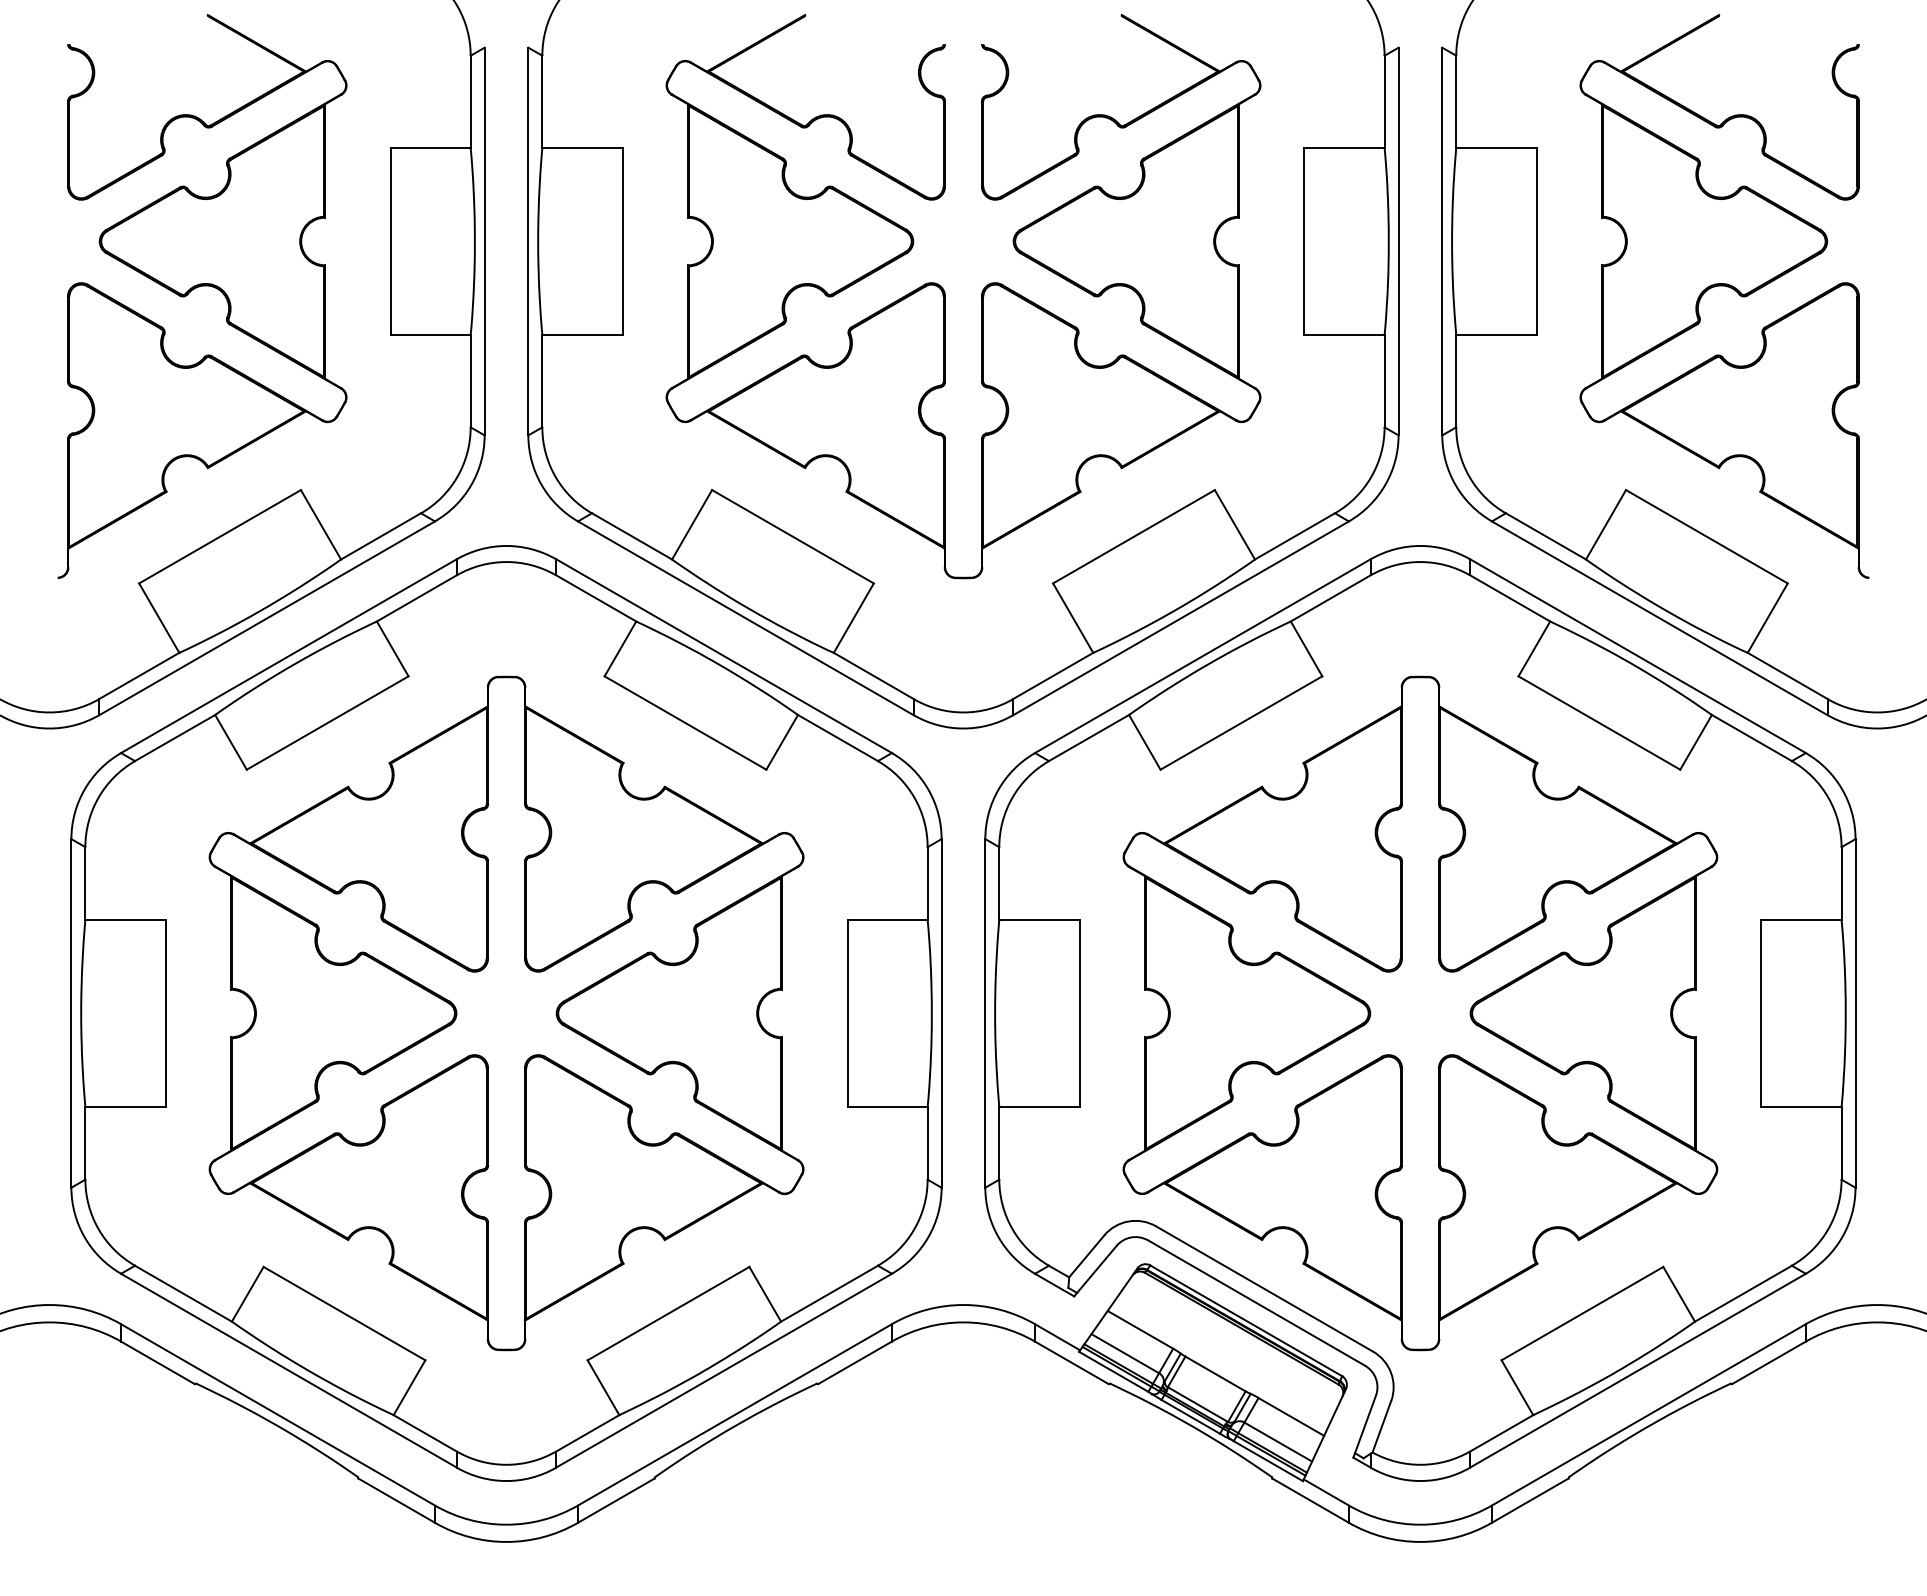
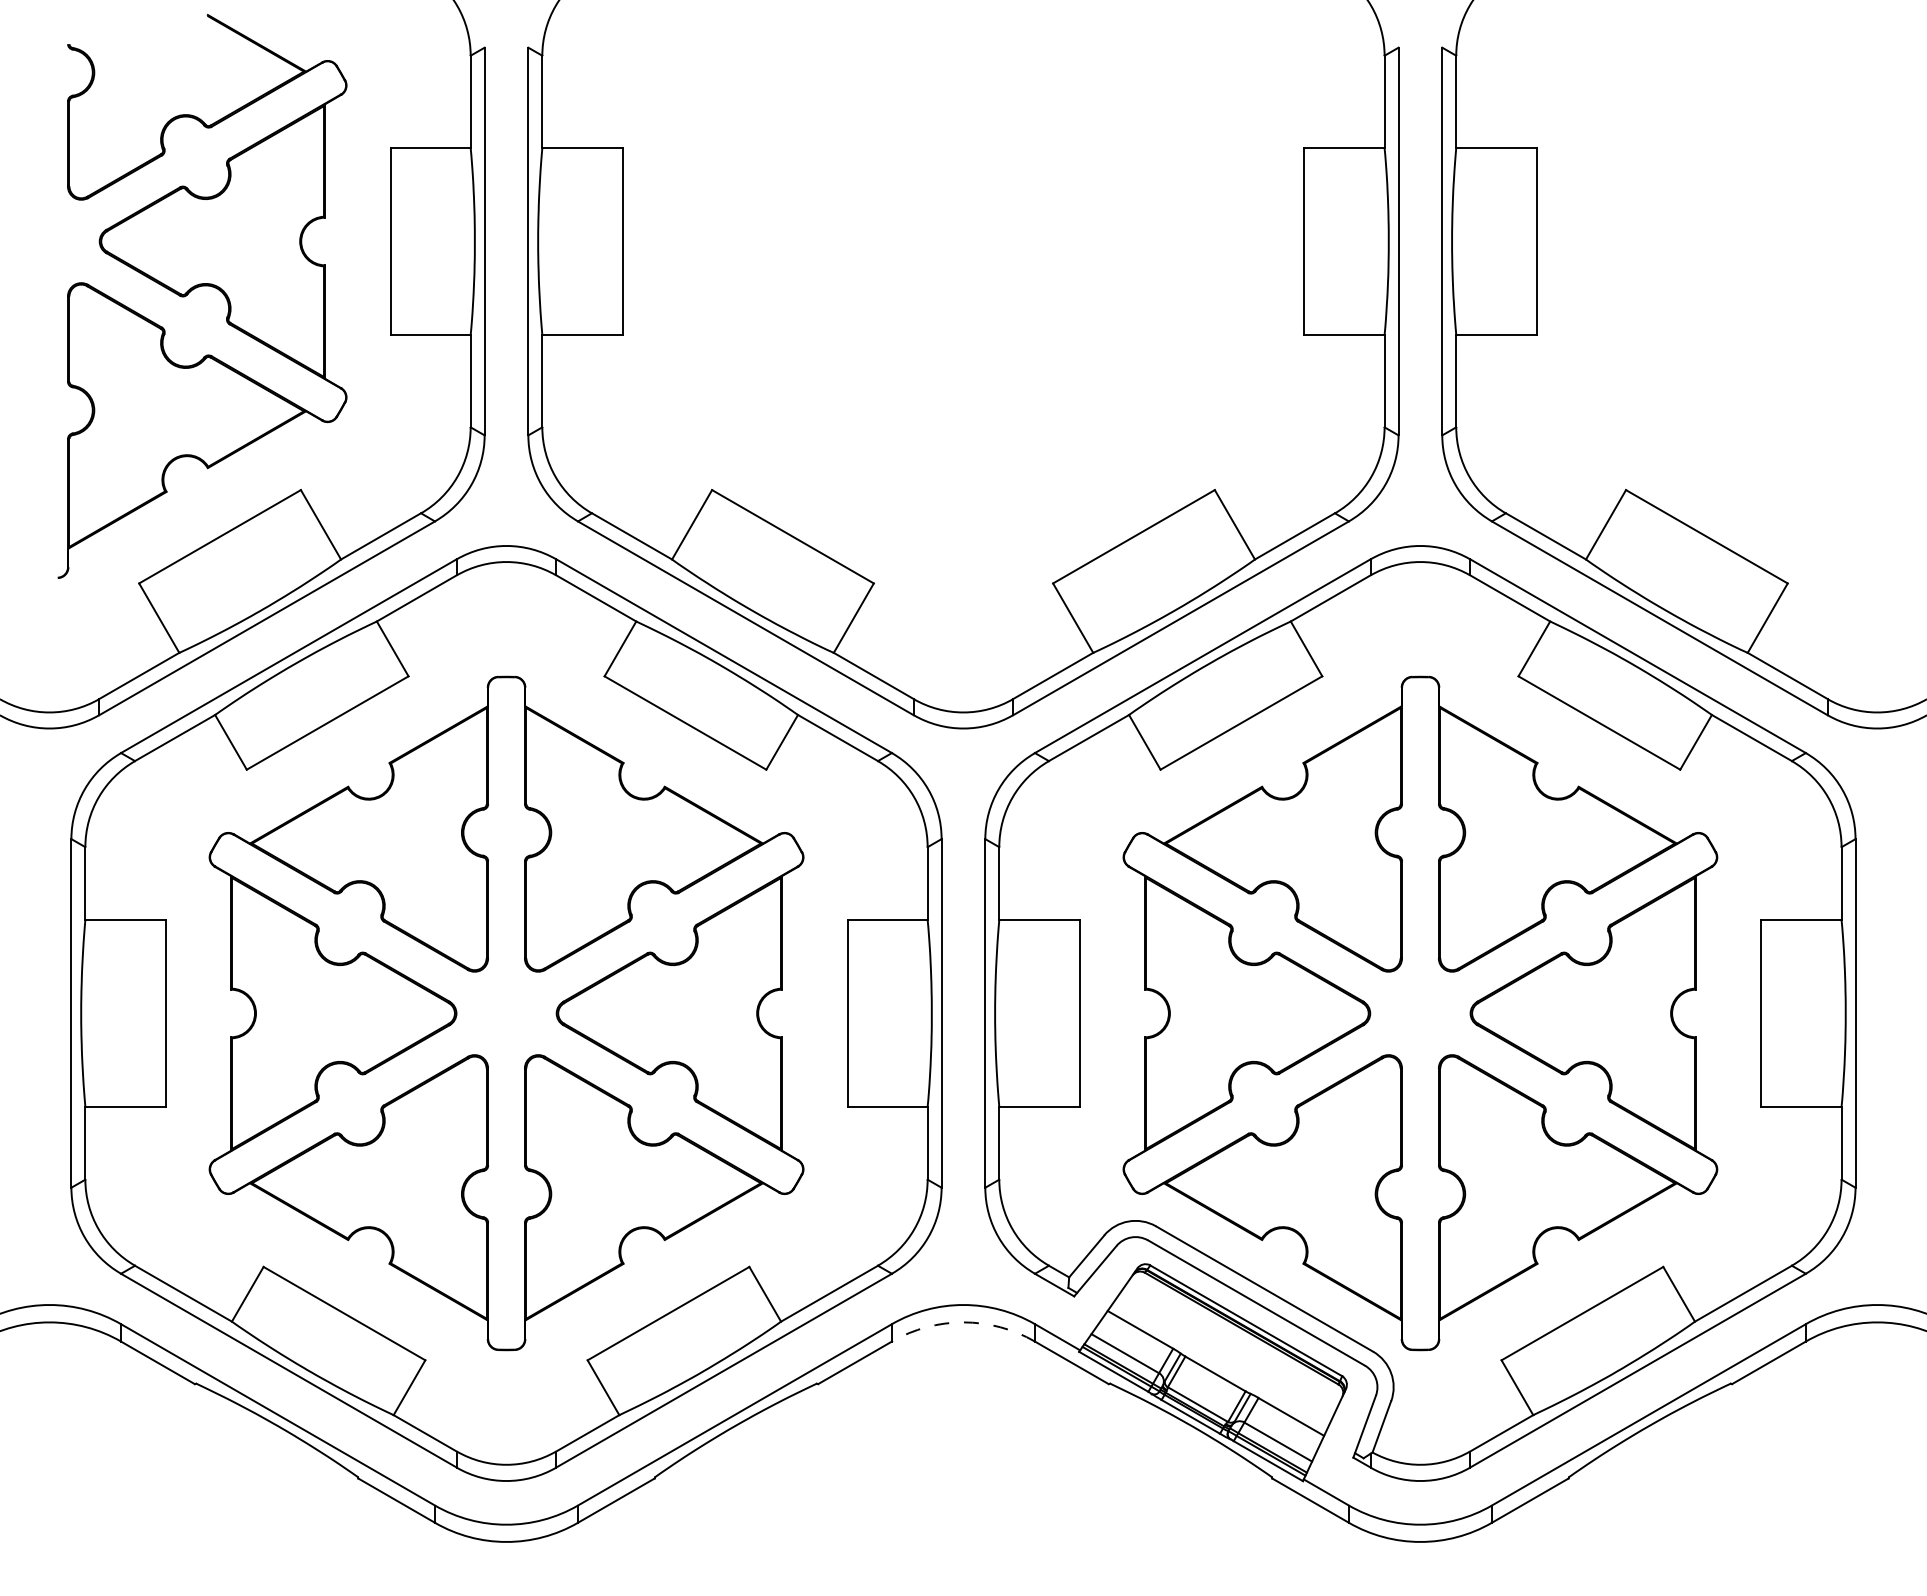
part: present -> none (1727, 287)
part: present -> none (945, 296)
arc: solid -> dashed (963, 1322)
